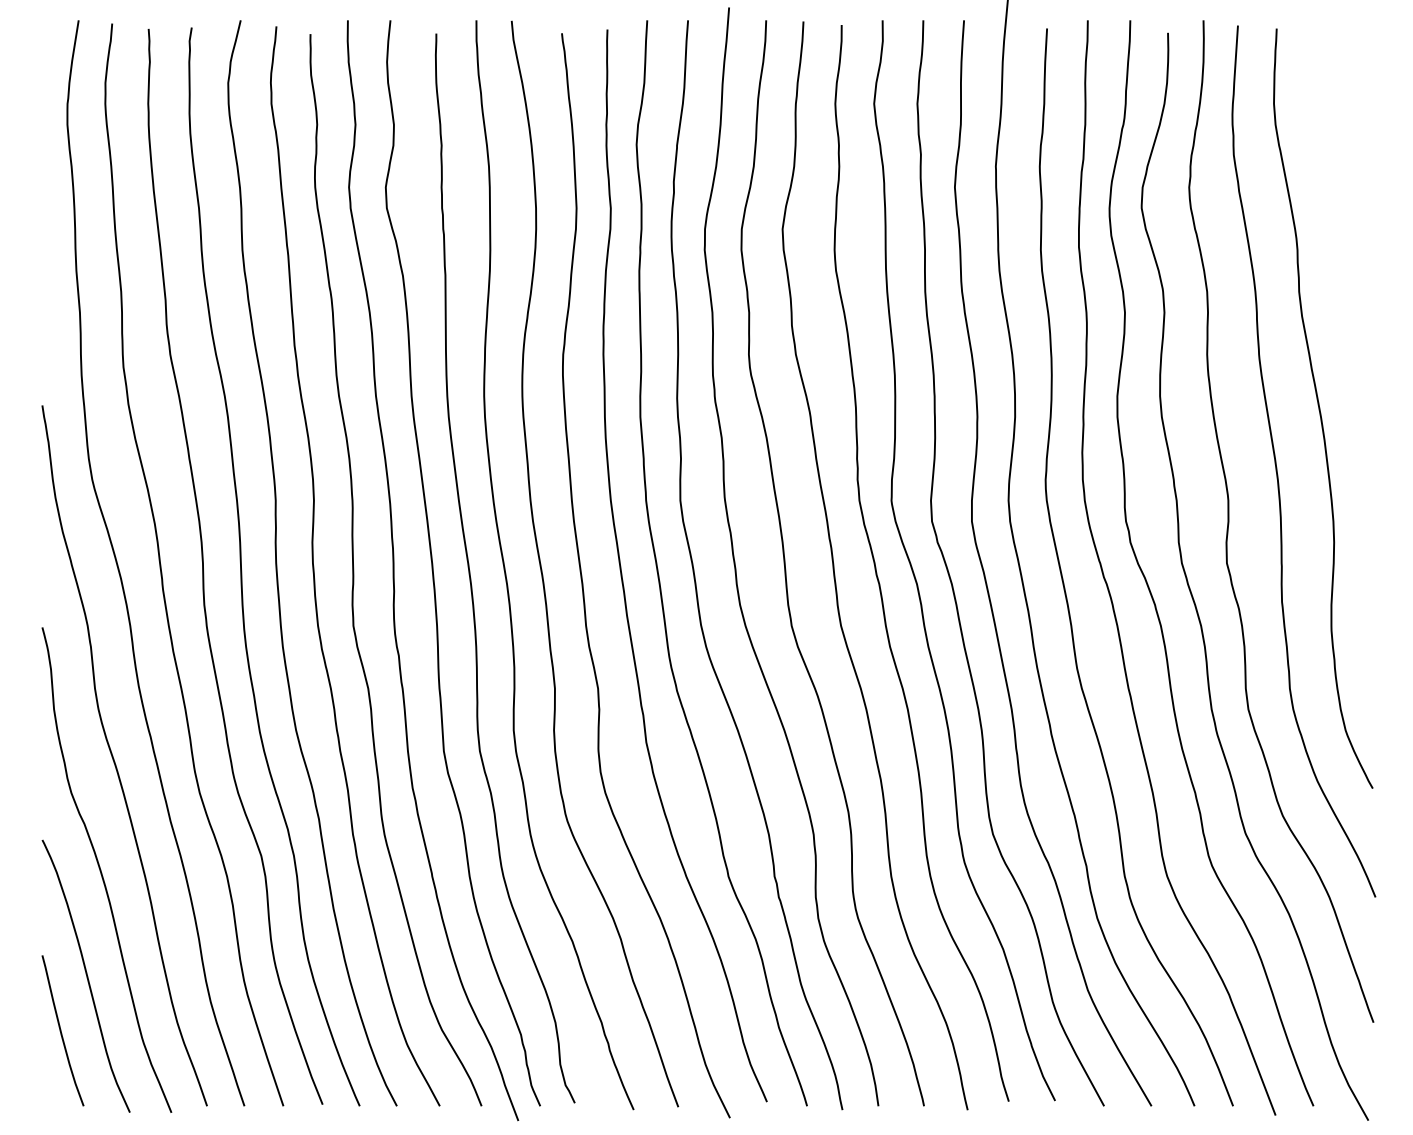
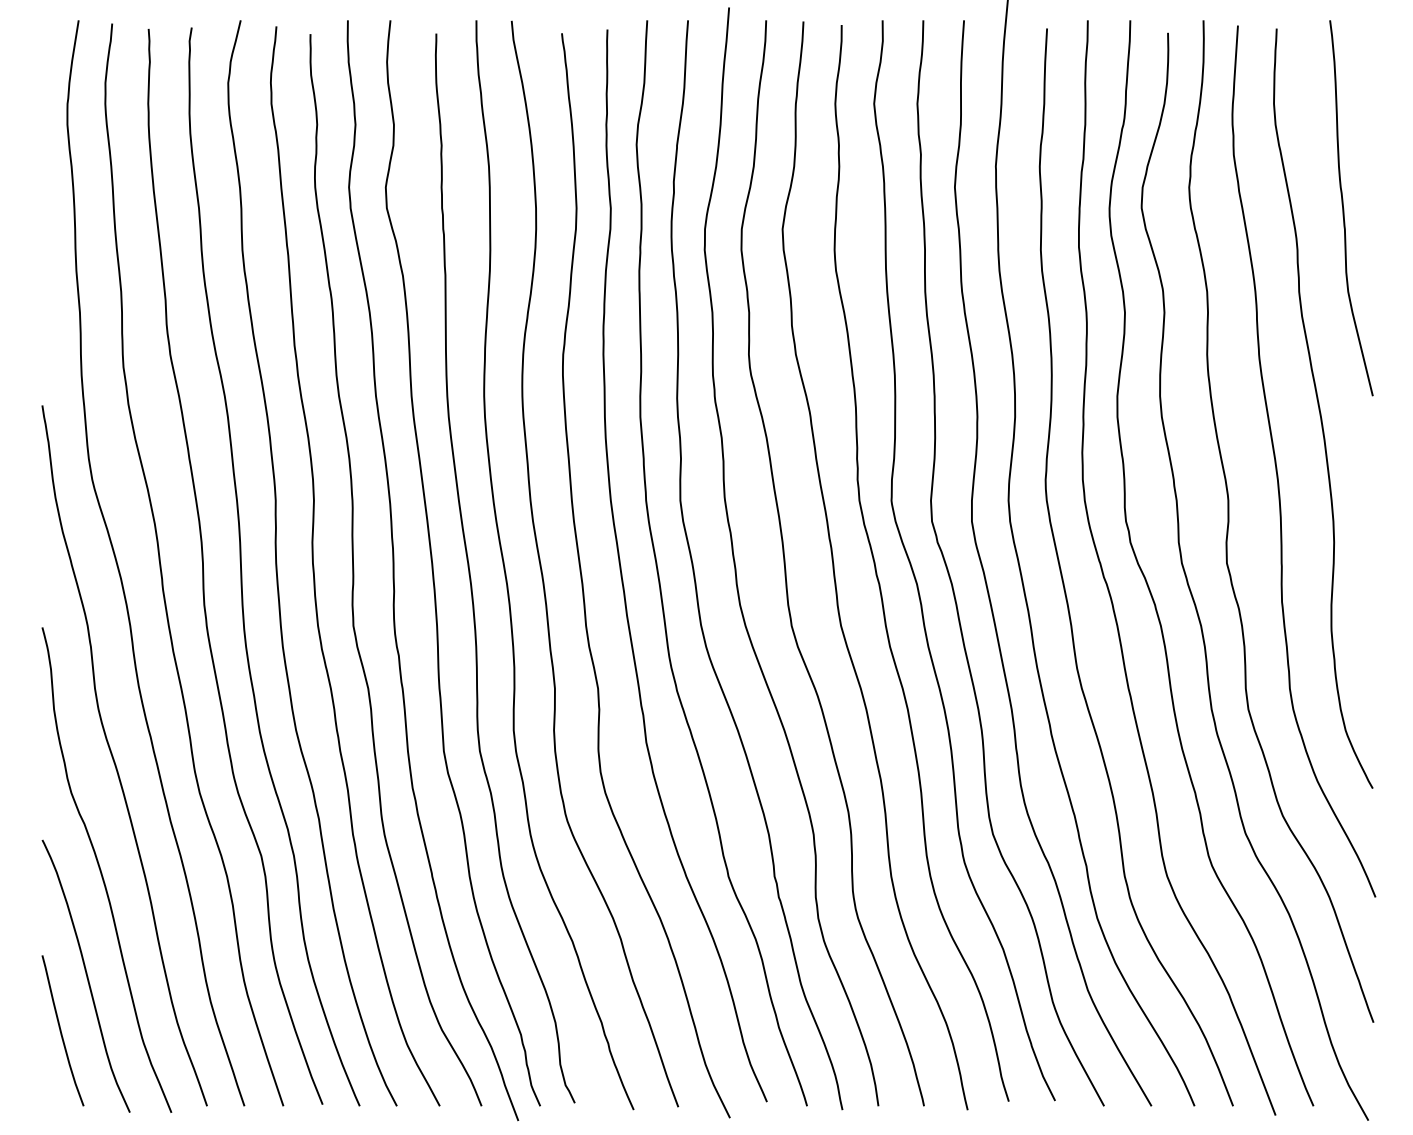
curve: none -> present (1344, 208)
